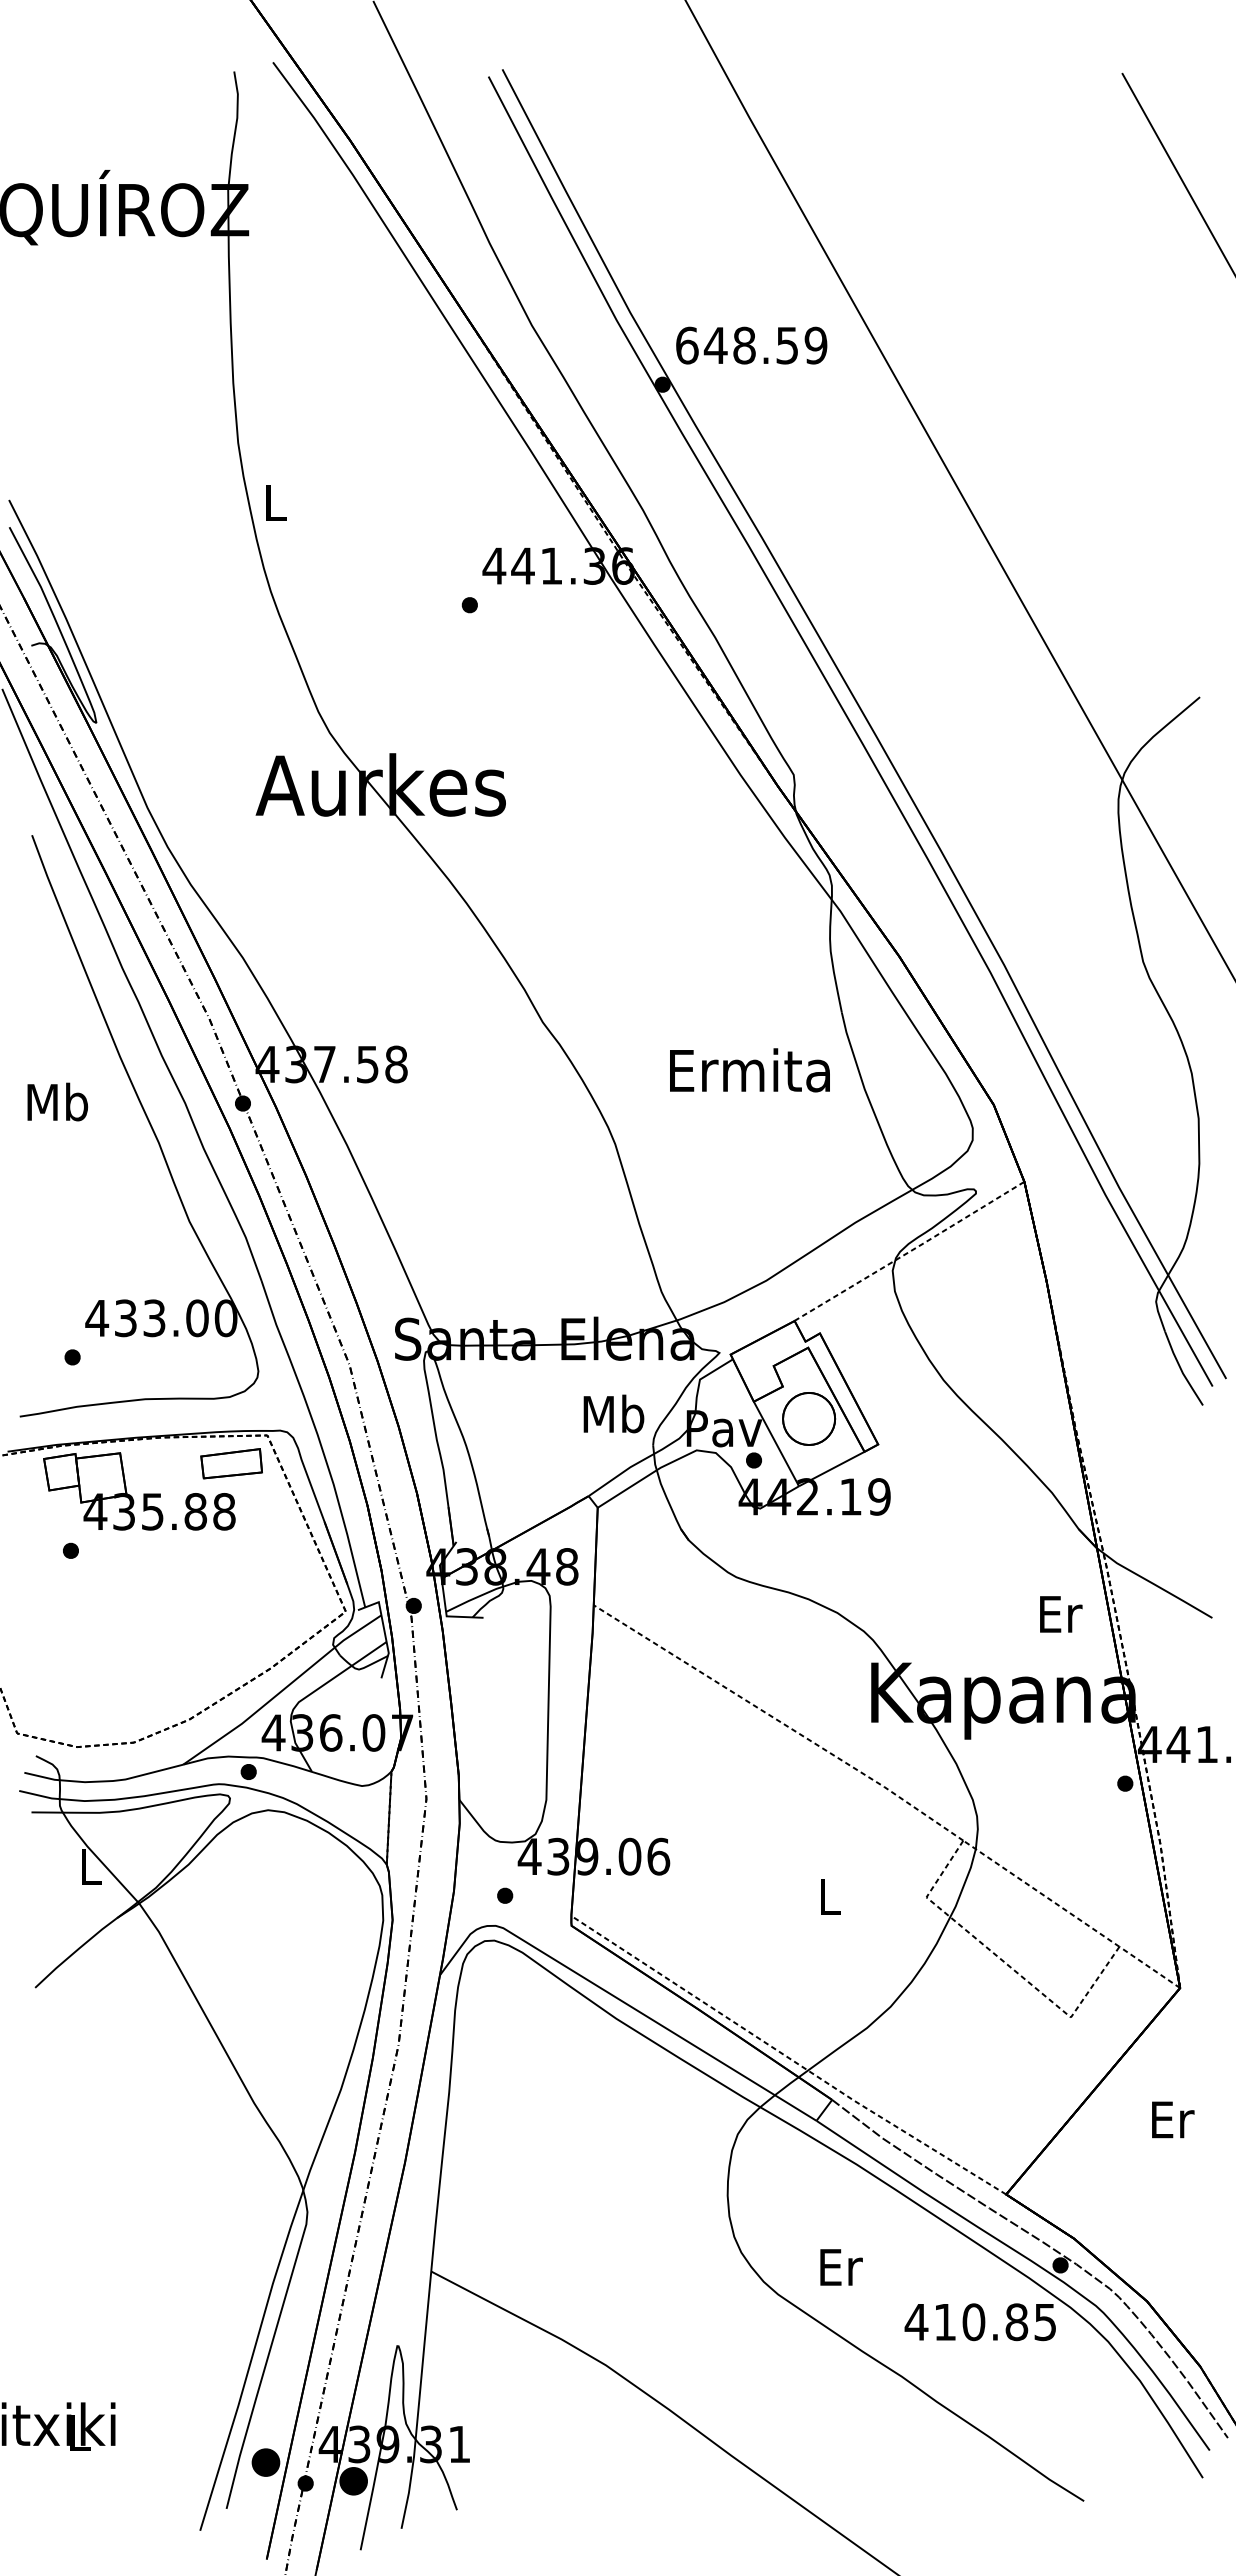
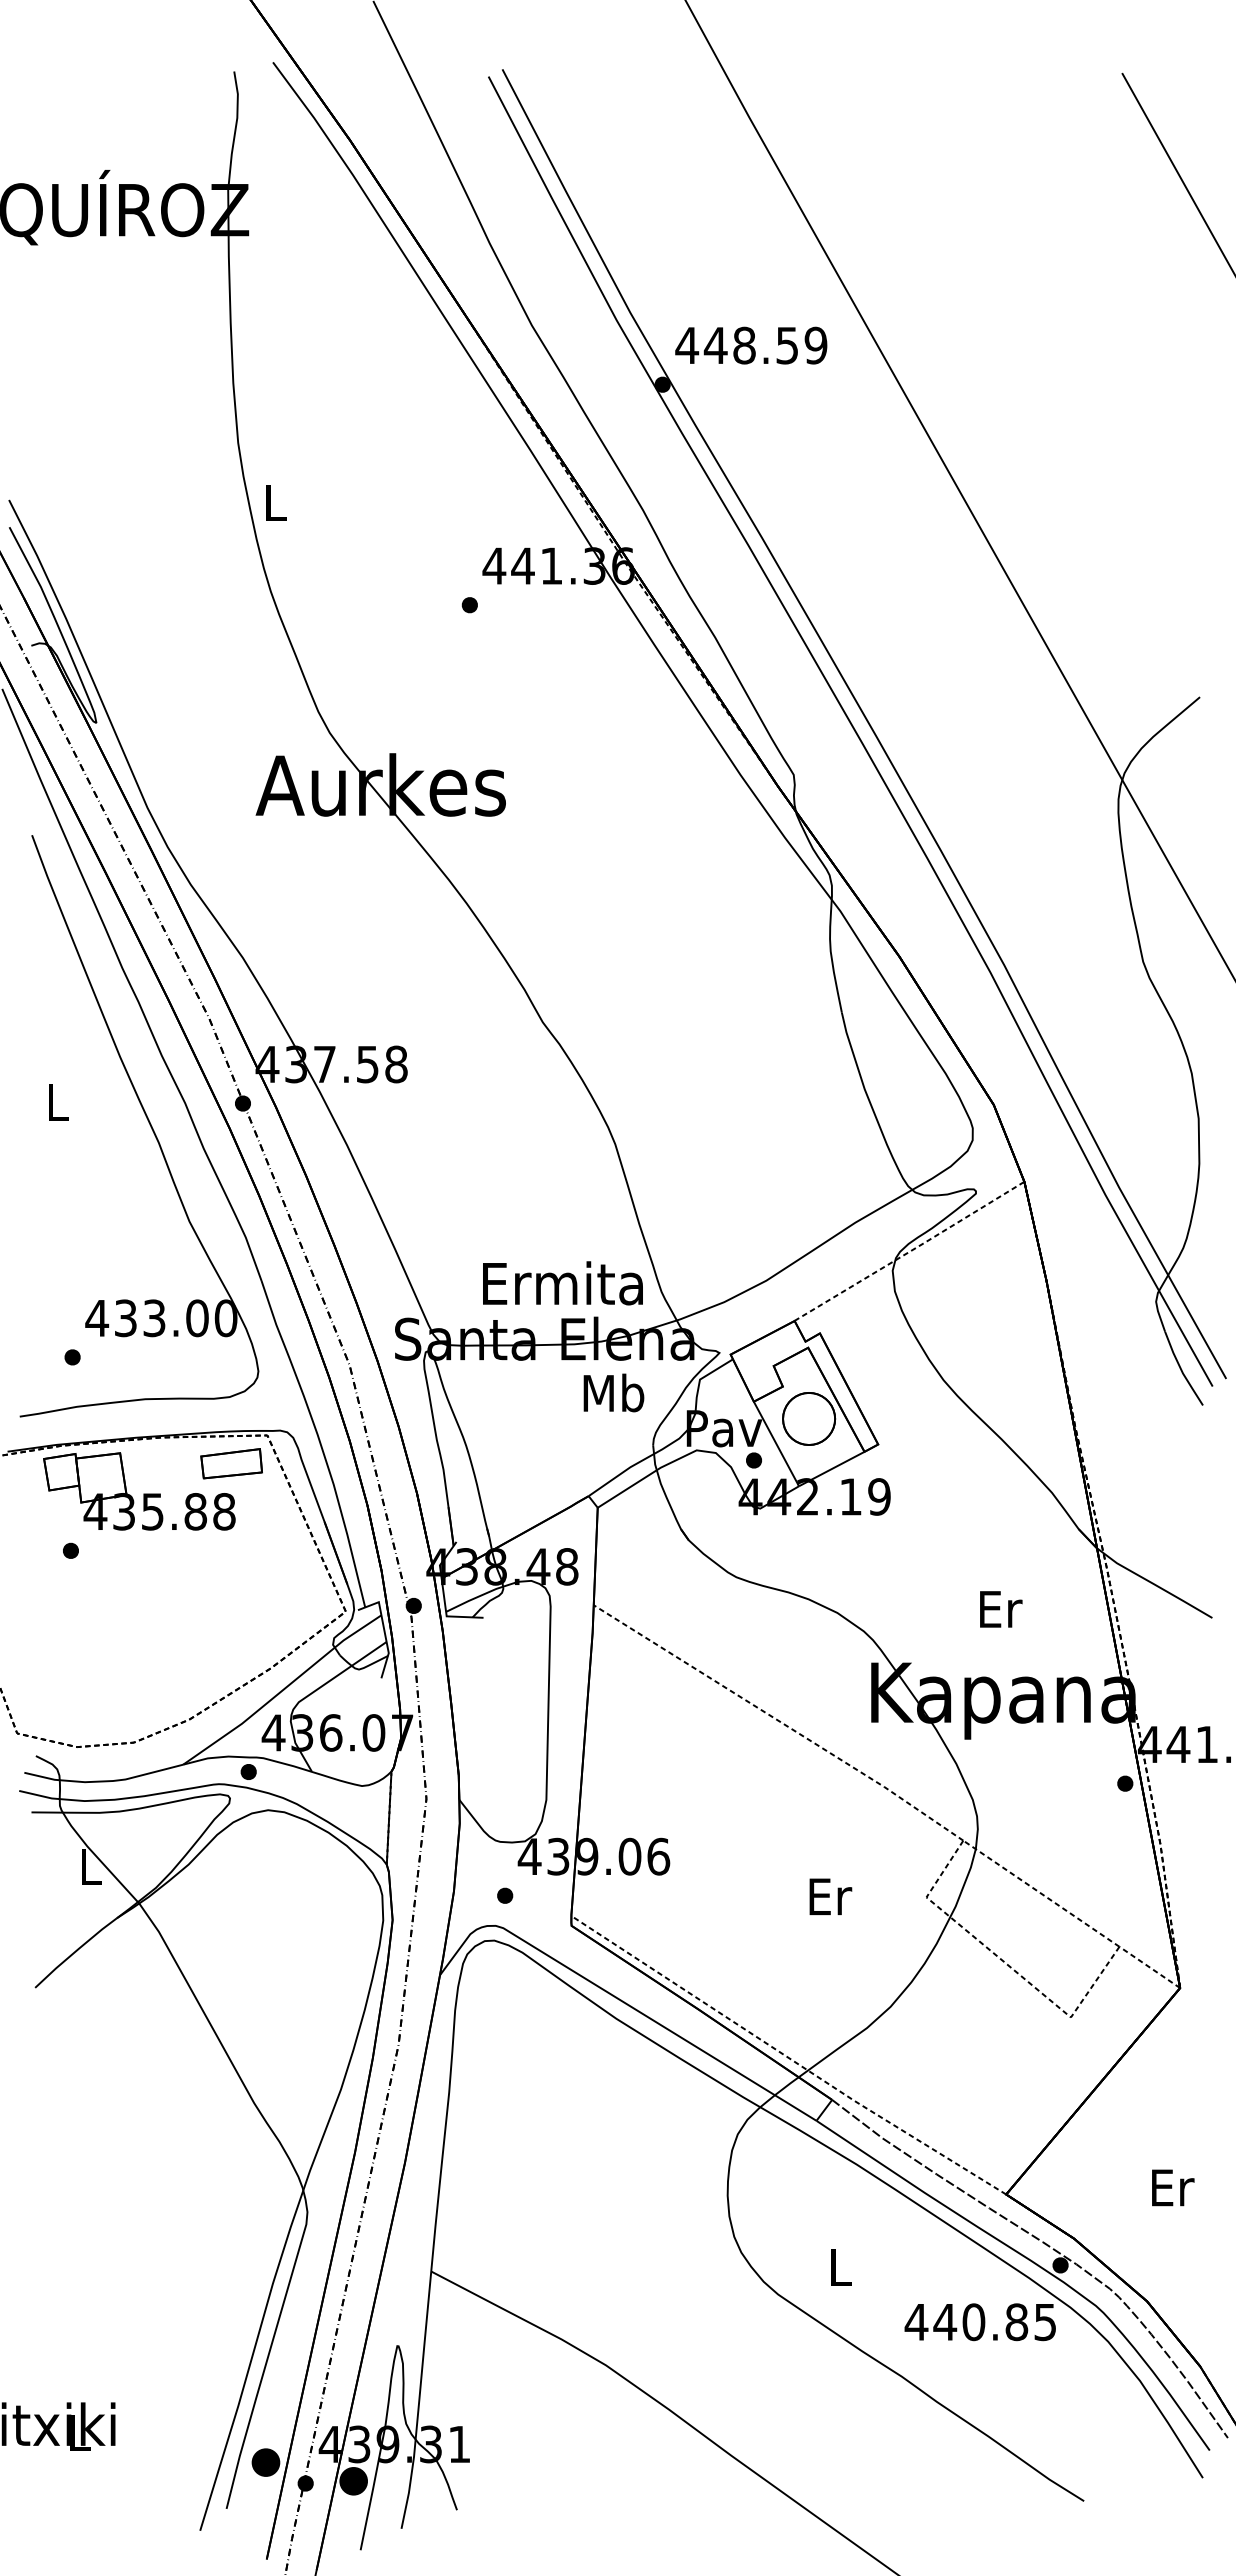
text: 648.59 -> 448.59 (687, 345)
text position: (749, 1070) -> (562, 1283) (562, 1283)
text: Mb -> L (57, 1101)
text position: (613, 1413) -> (613, 1392) (613, 1392)
text position: (1061, 1614) -> (1001, 1609) (1001, 1609)
text: L -> Er (830, 1896)
text position: (1173, 2119) -> (1173, 2187) (1173, 2187)
text: Er -> L (841, 2267)
text: 410.85 -> 440.85 (945, 2322)
